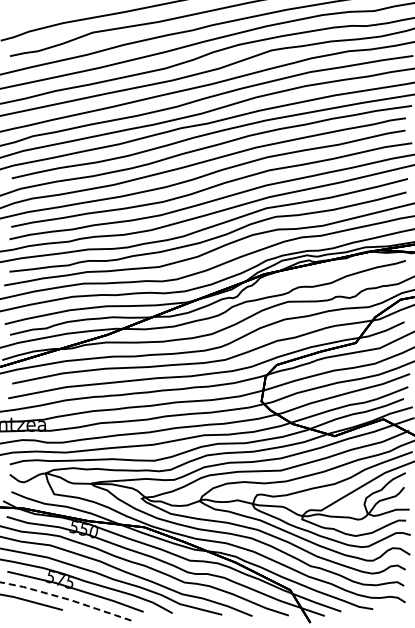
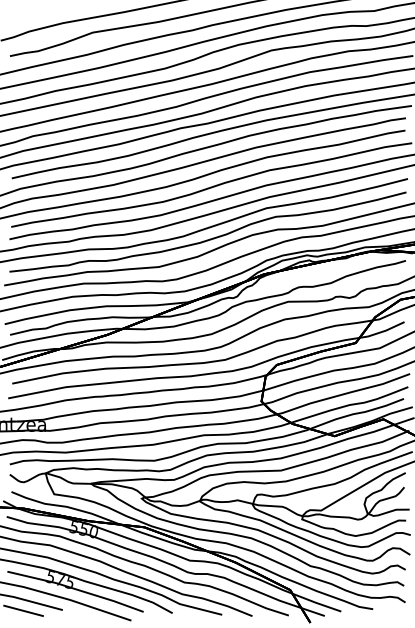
line: dashed -> solid (66, 598)
line: none -> present (23, 610)
